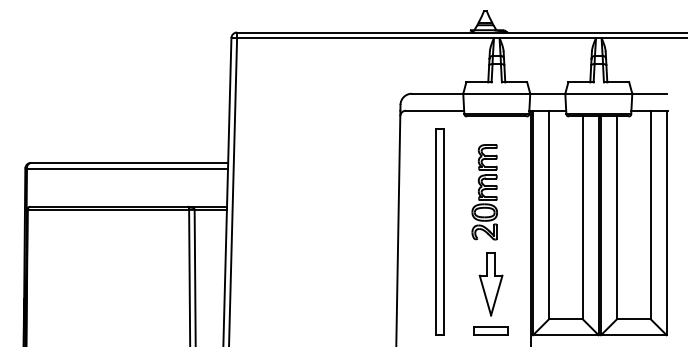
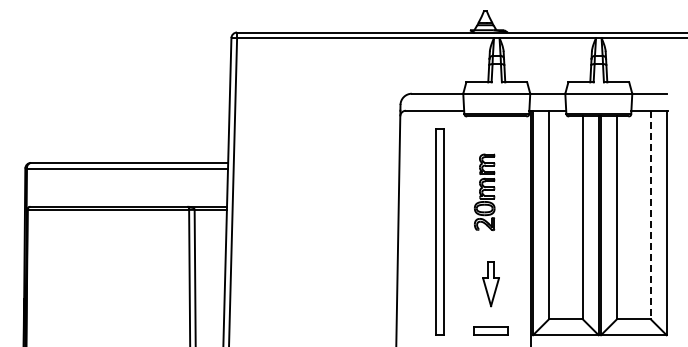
part size: 27x97 px -> 22x78 px (484, 191)
line: solid -> dashed (650, 215)
part size: 26x65 px -> 18x47 px (490, 284)
